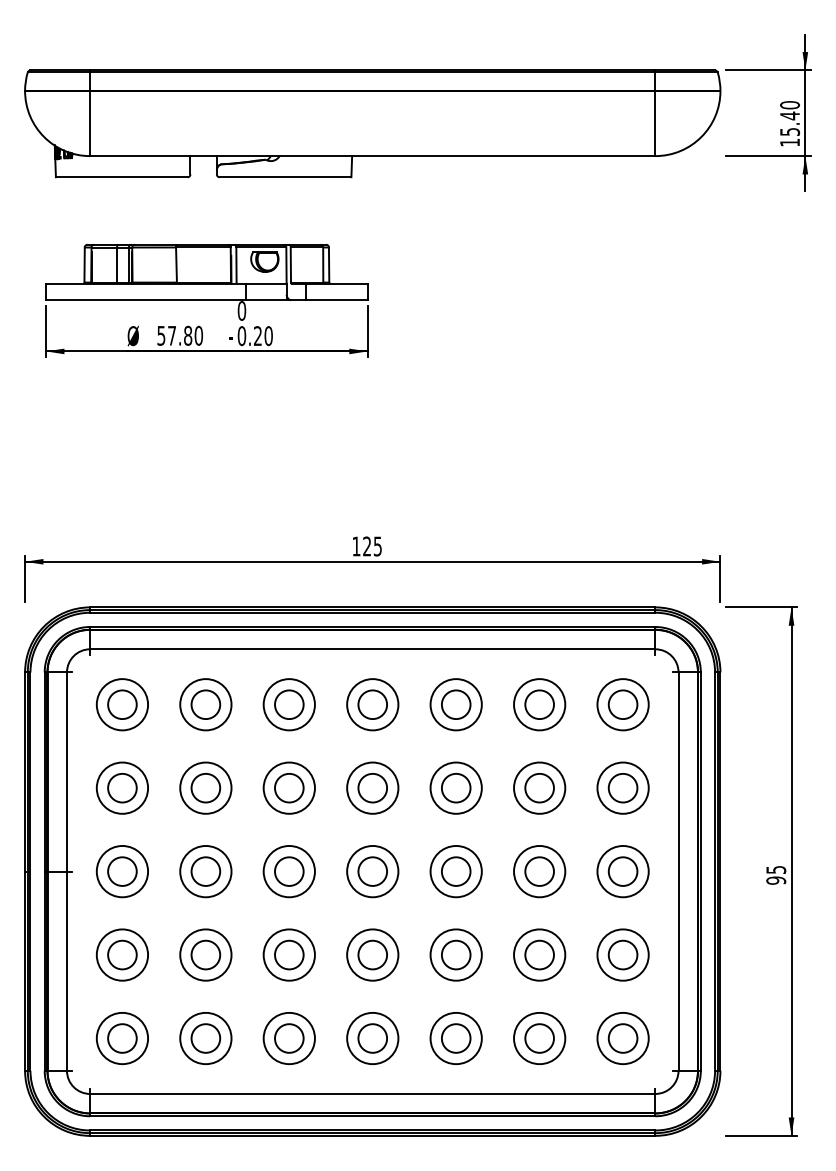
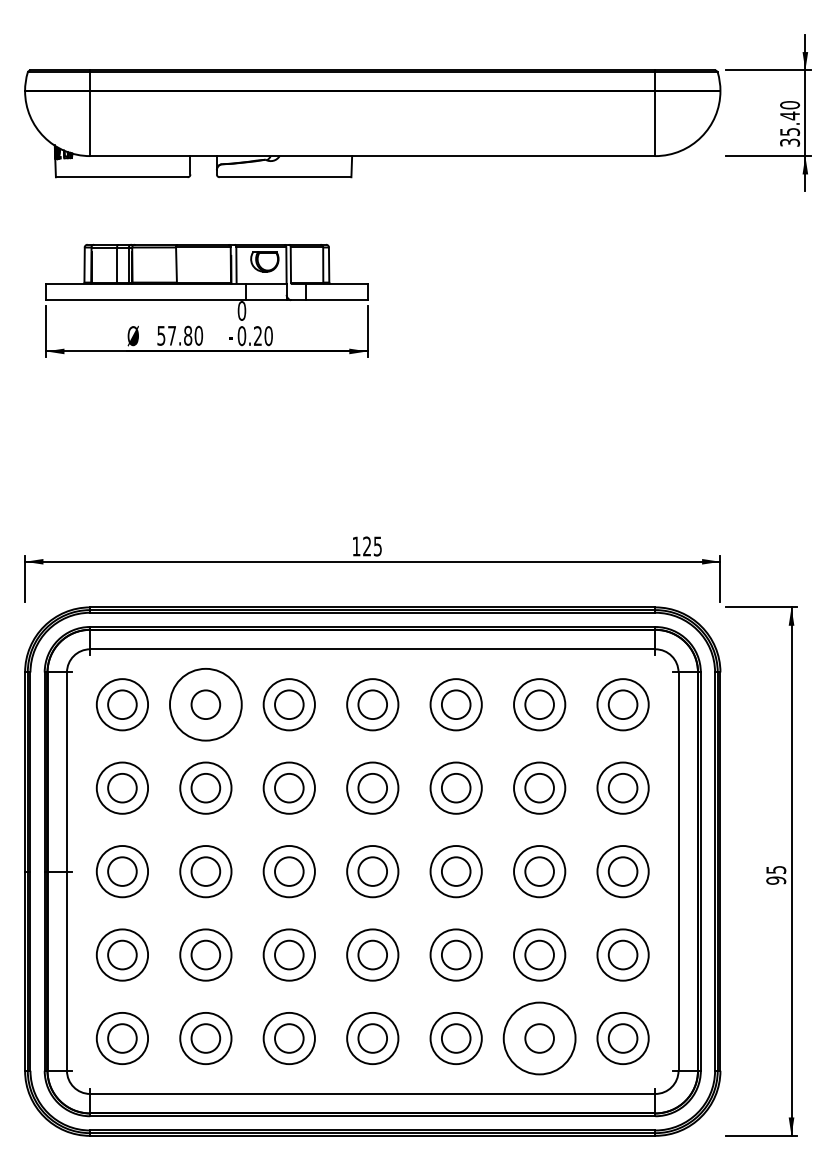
text: 15.40 -> 35.40 (790, 142)
circle diameter: 51 px -> 72 px (205, 704)
circle diameter: 51 px -> 72 px (539, 1038)
